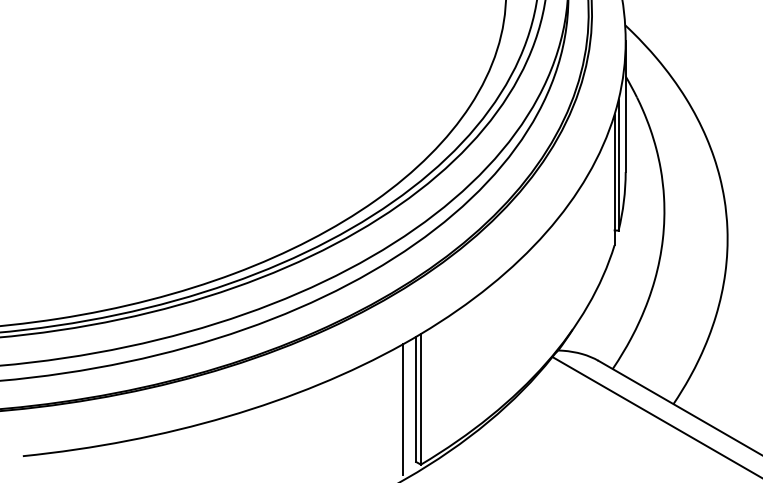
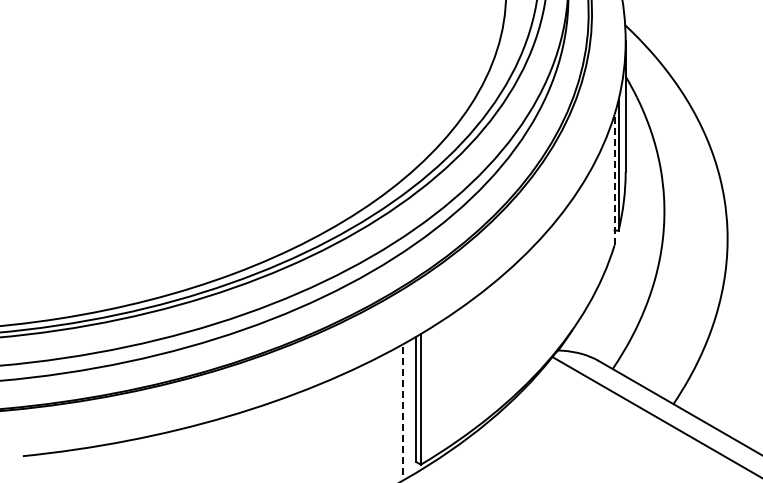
line: solid -> dashed (614, 179)
line: solid -> dashed (402, 409)
